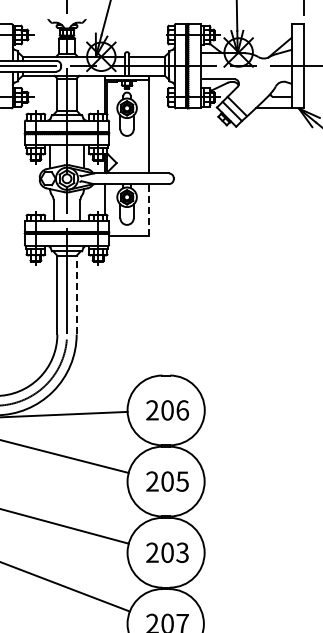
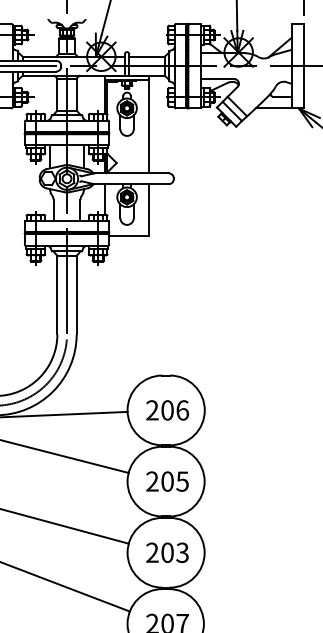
line: dashed -> solid (149, 210)
line: dashed -> solid (76, 294)
